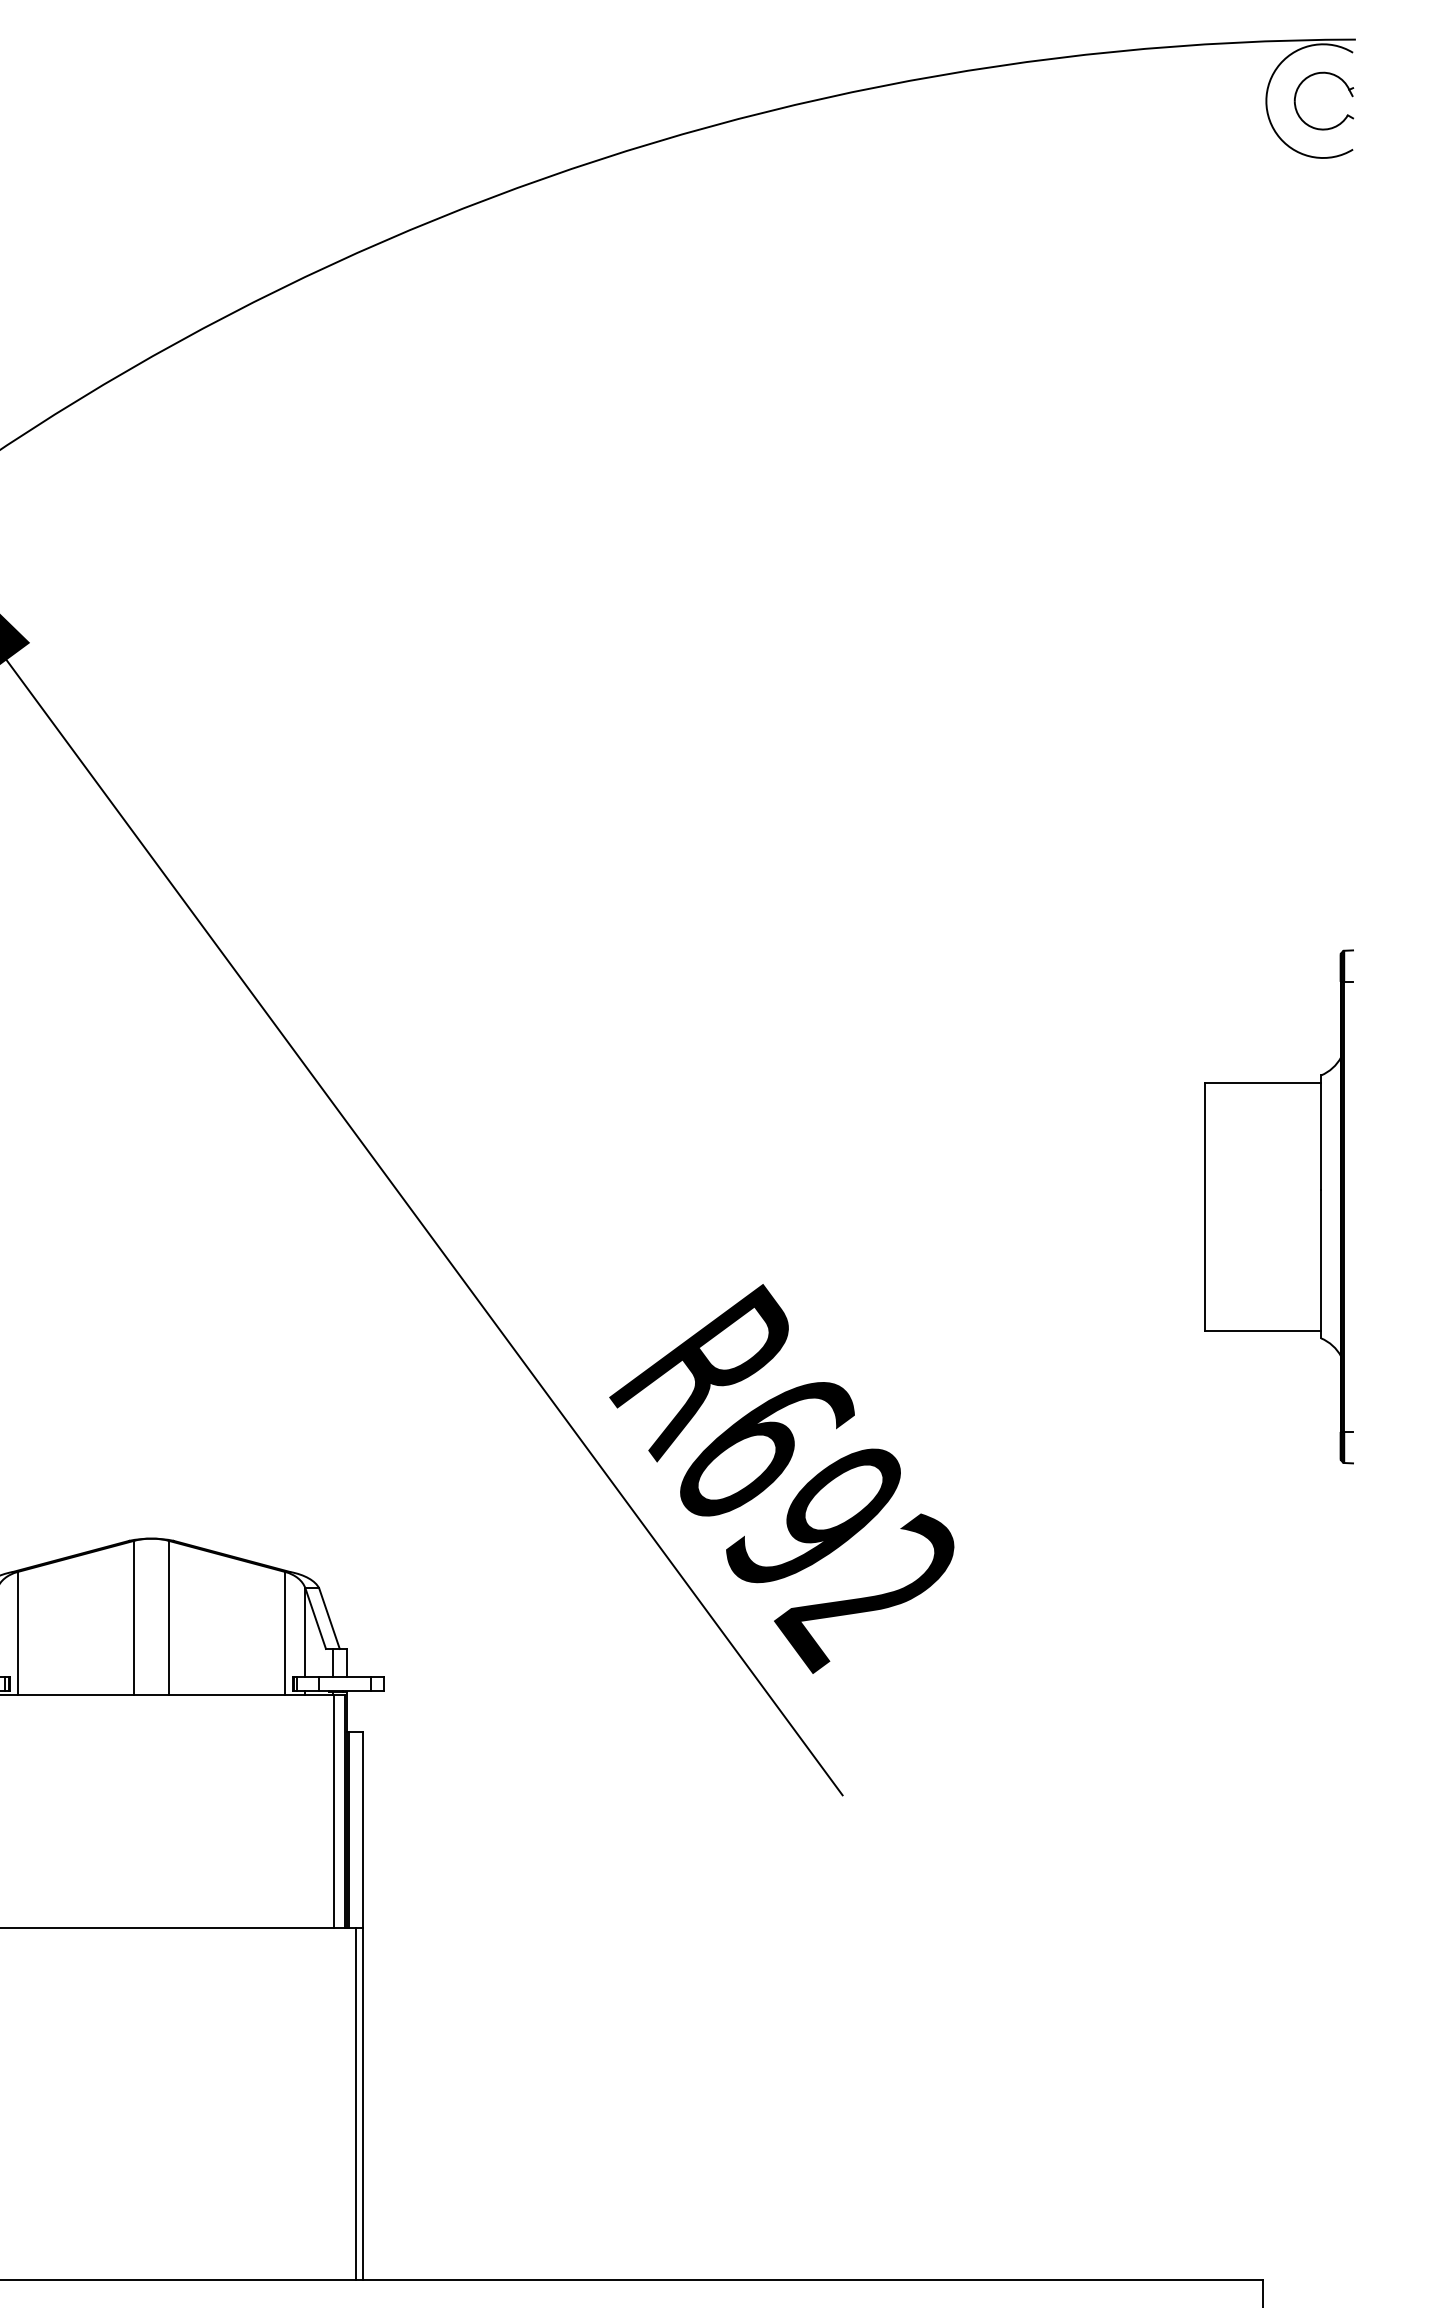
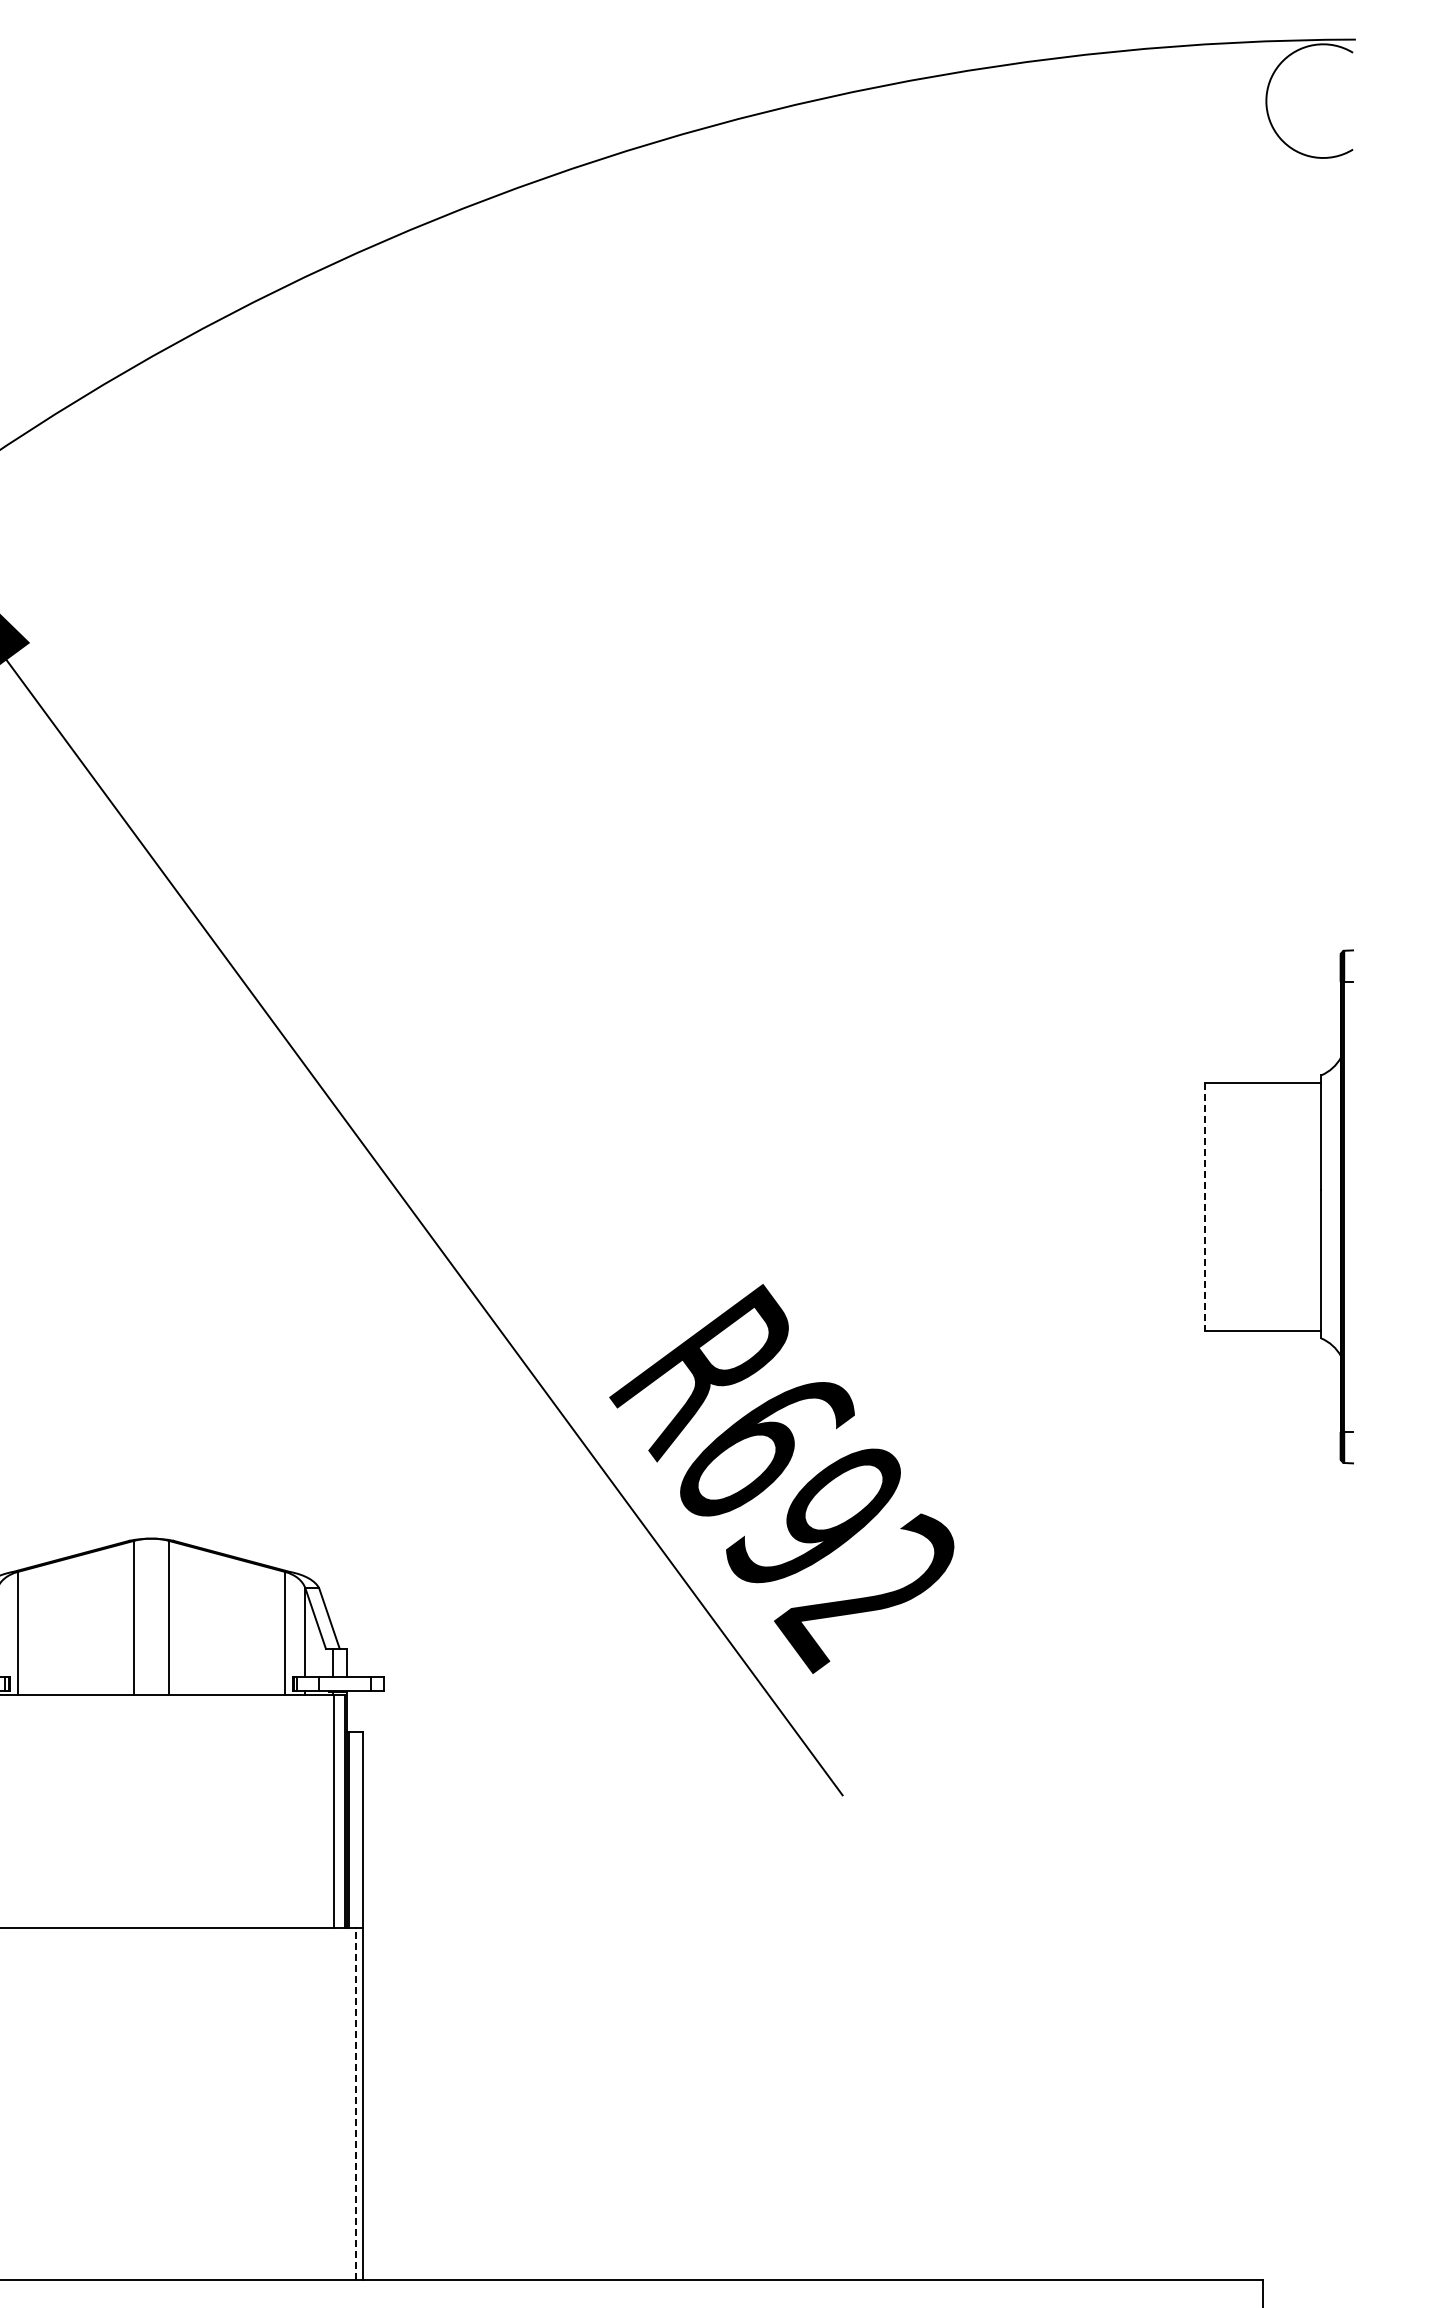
part: present -> none (1334, 76)
line: solid -> dashed (1204, 1207)
line: solid -> dashed (355, 2103)
